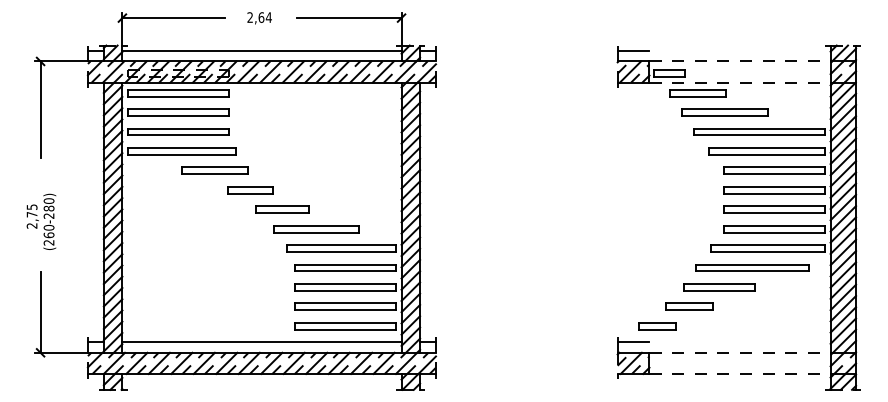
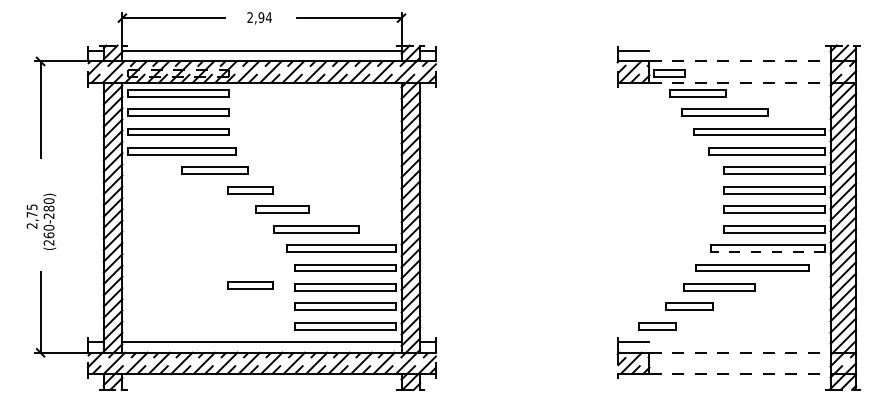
text: 2,64 -> 2,94 (261, 17)
line: solid -> dashed (767, 251)
part: none -> present (250, 285)
